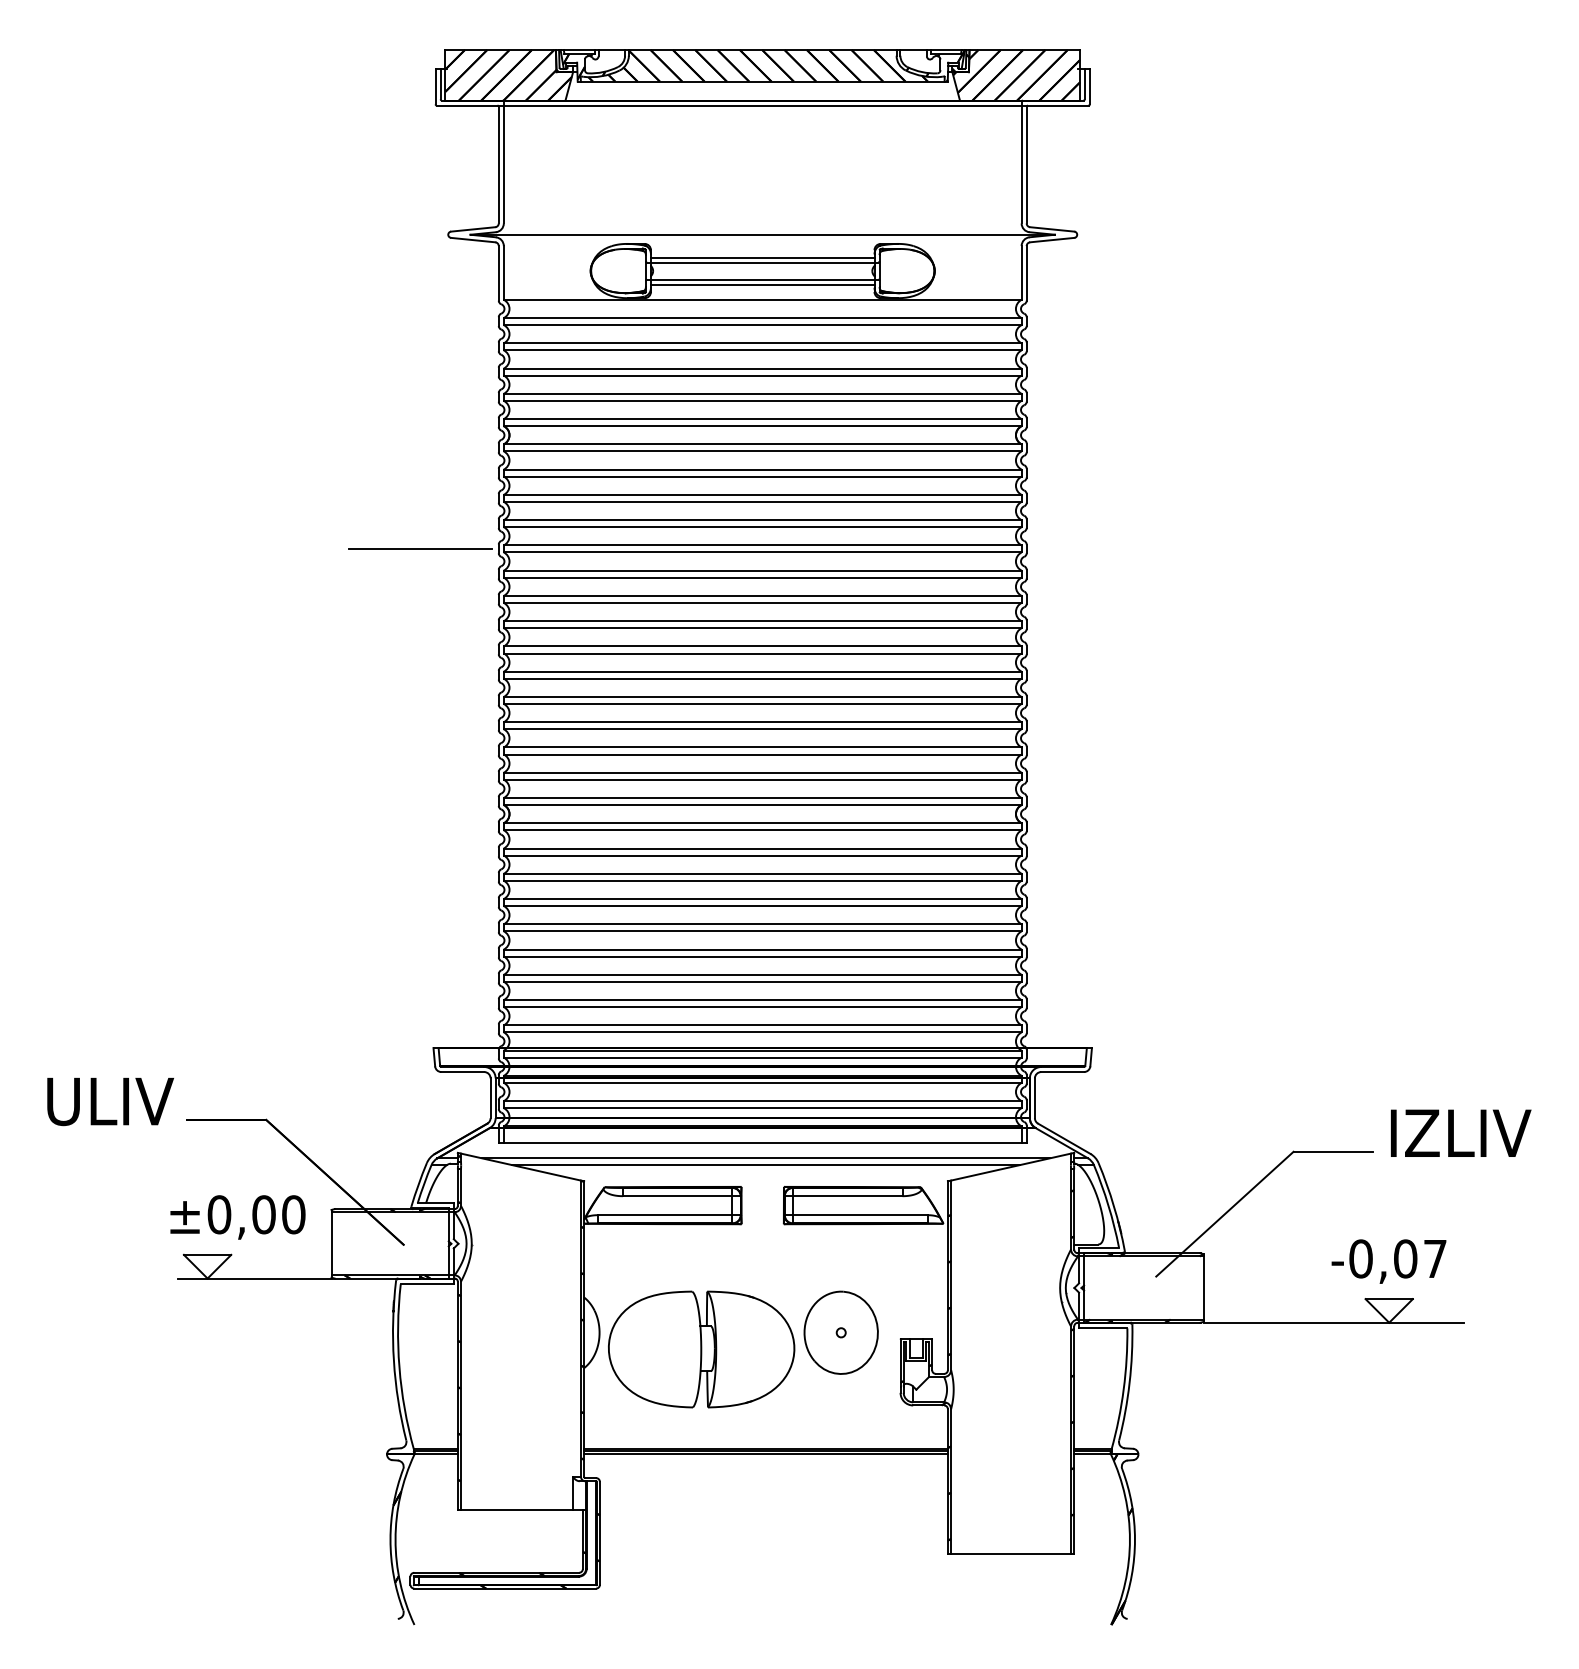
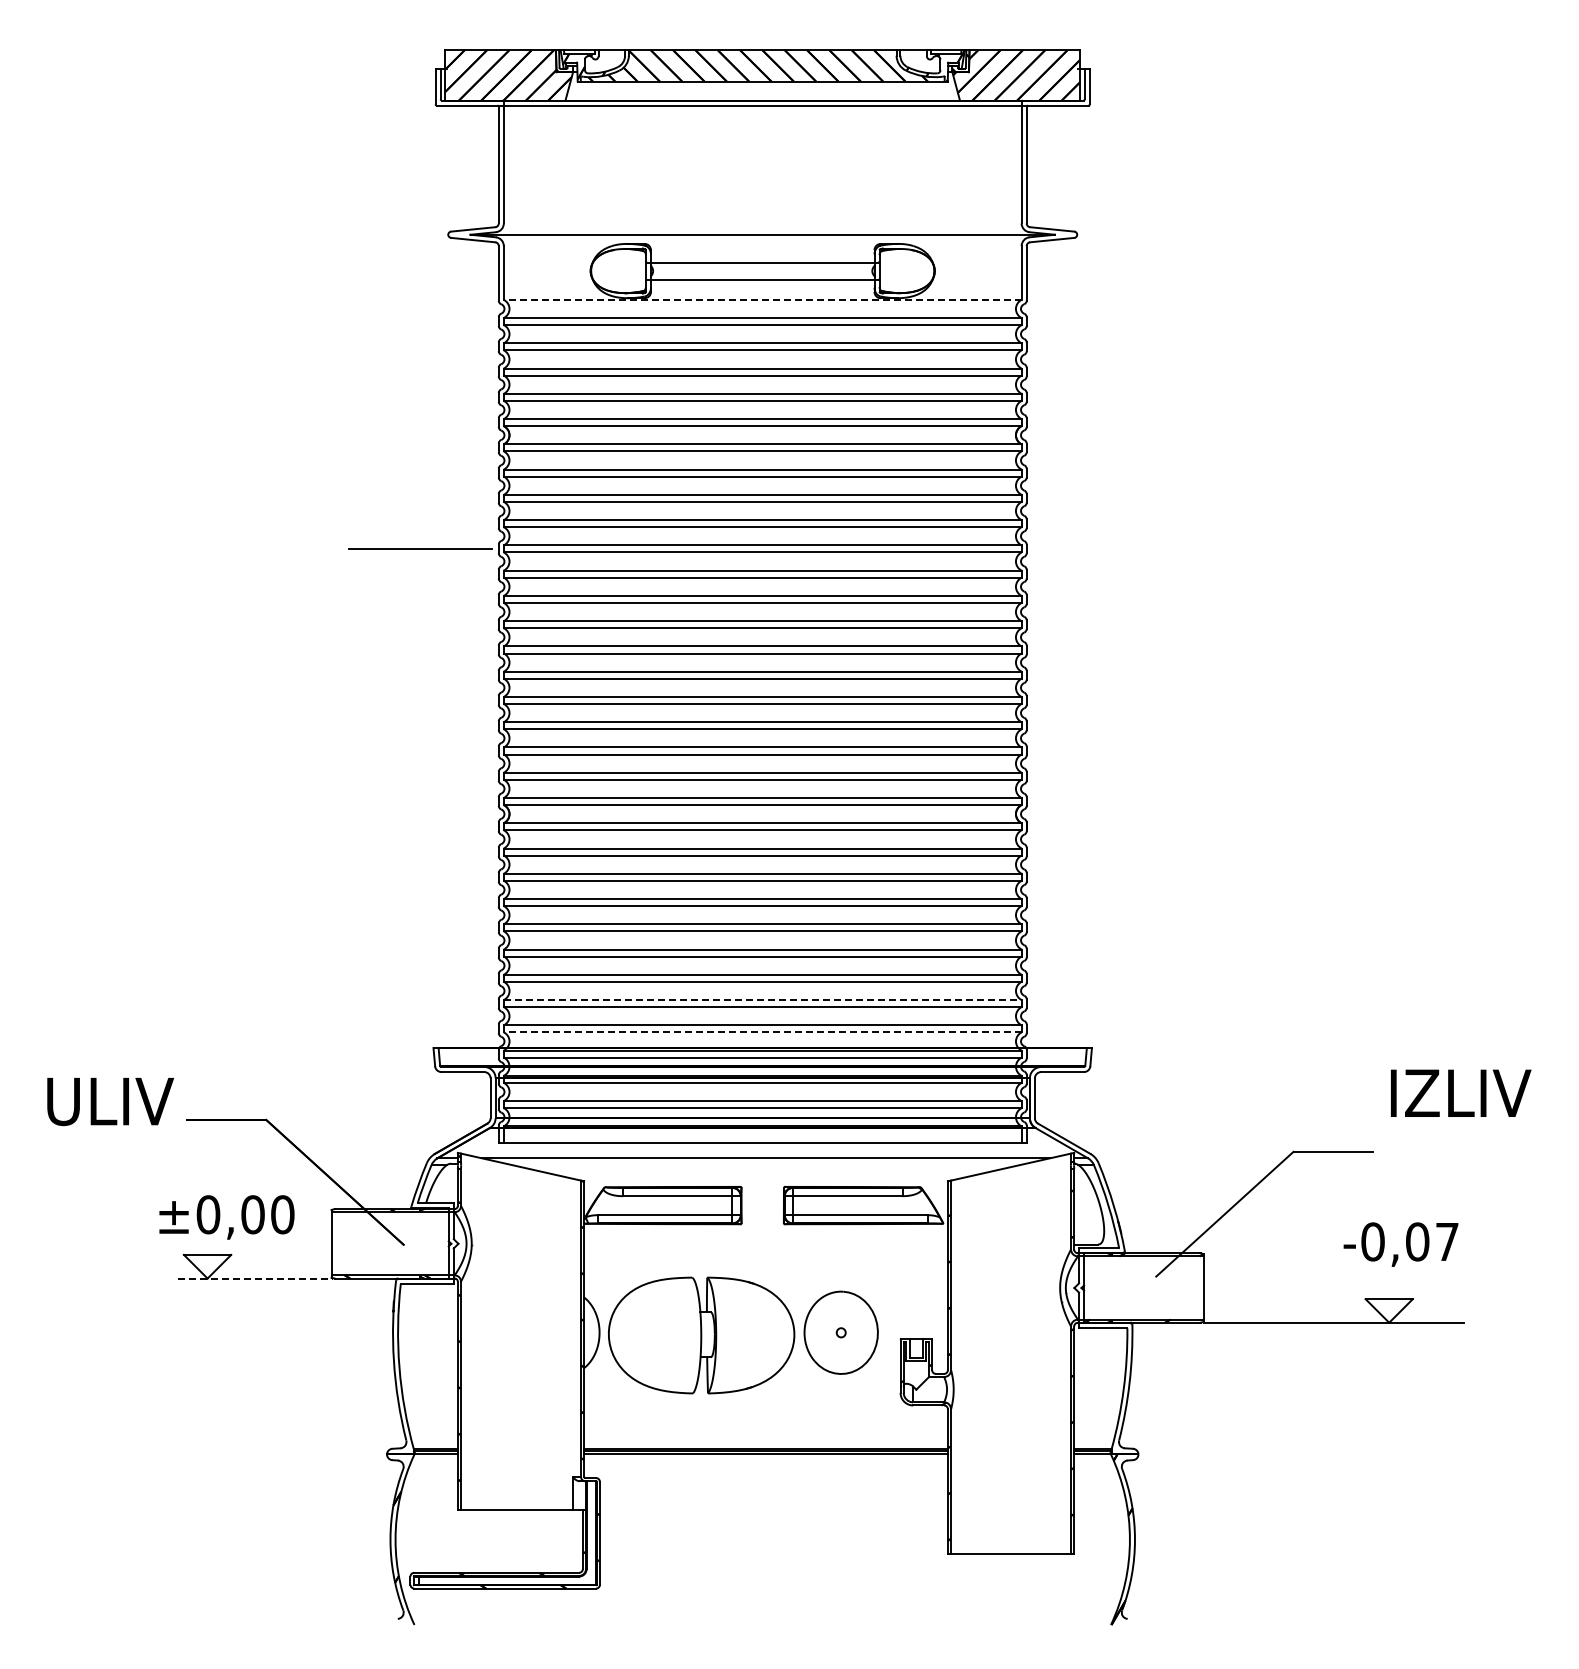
line: present -> none (762, 257)
line: present -> none (762, 284)
line: solid -> dashed (762, 299)
line: solid -> dashed (762, 1000)
line: solid -> dashed (762, 1032)
text position: (1461, 1132) -> (1461, 1092) (1461, 1092)
line: present -> none (765, 1165)
text position: (237, 1217) -> (226, 1217) (226, 1217)
text position: (1388, 1261) -> (1400, 1244) (1400, 1244)
line: solid -> dashed (255, 1278)
part position: (701, 1349) -> (701, 1335) (701, 1335)
